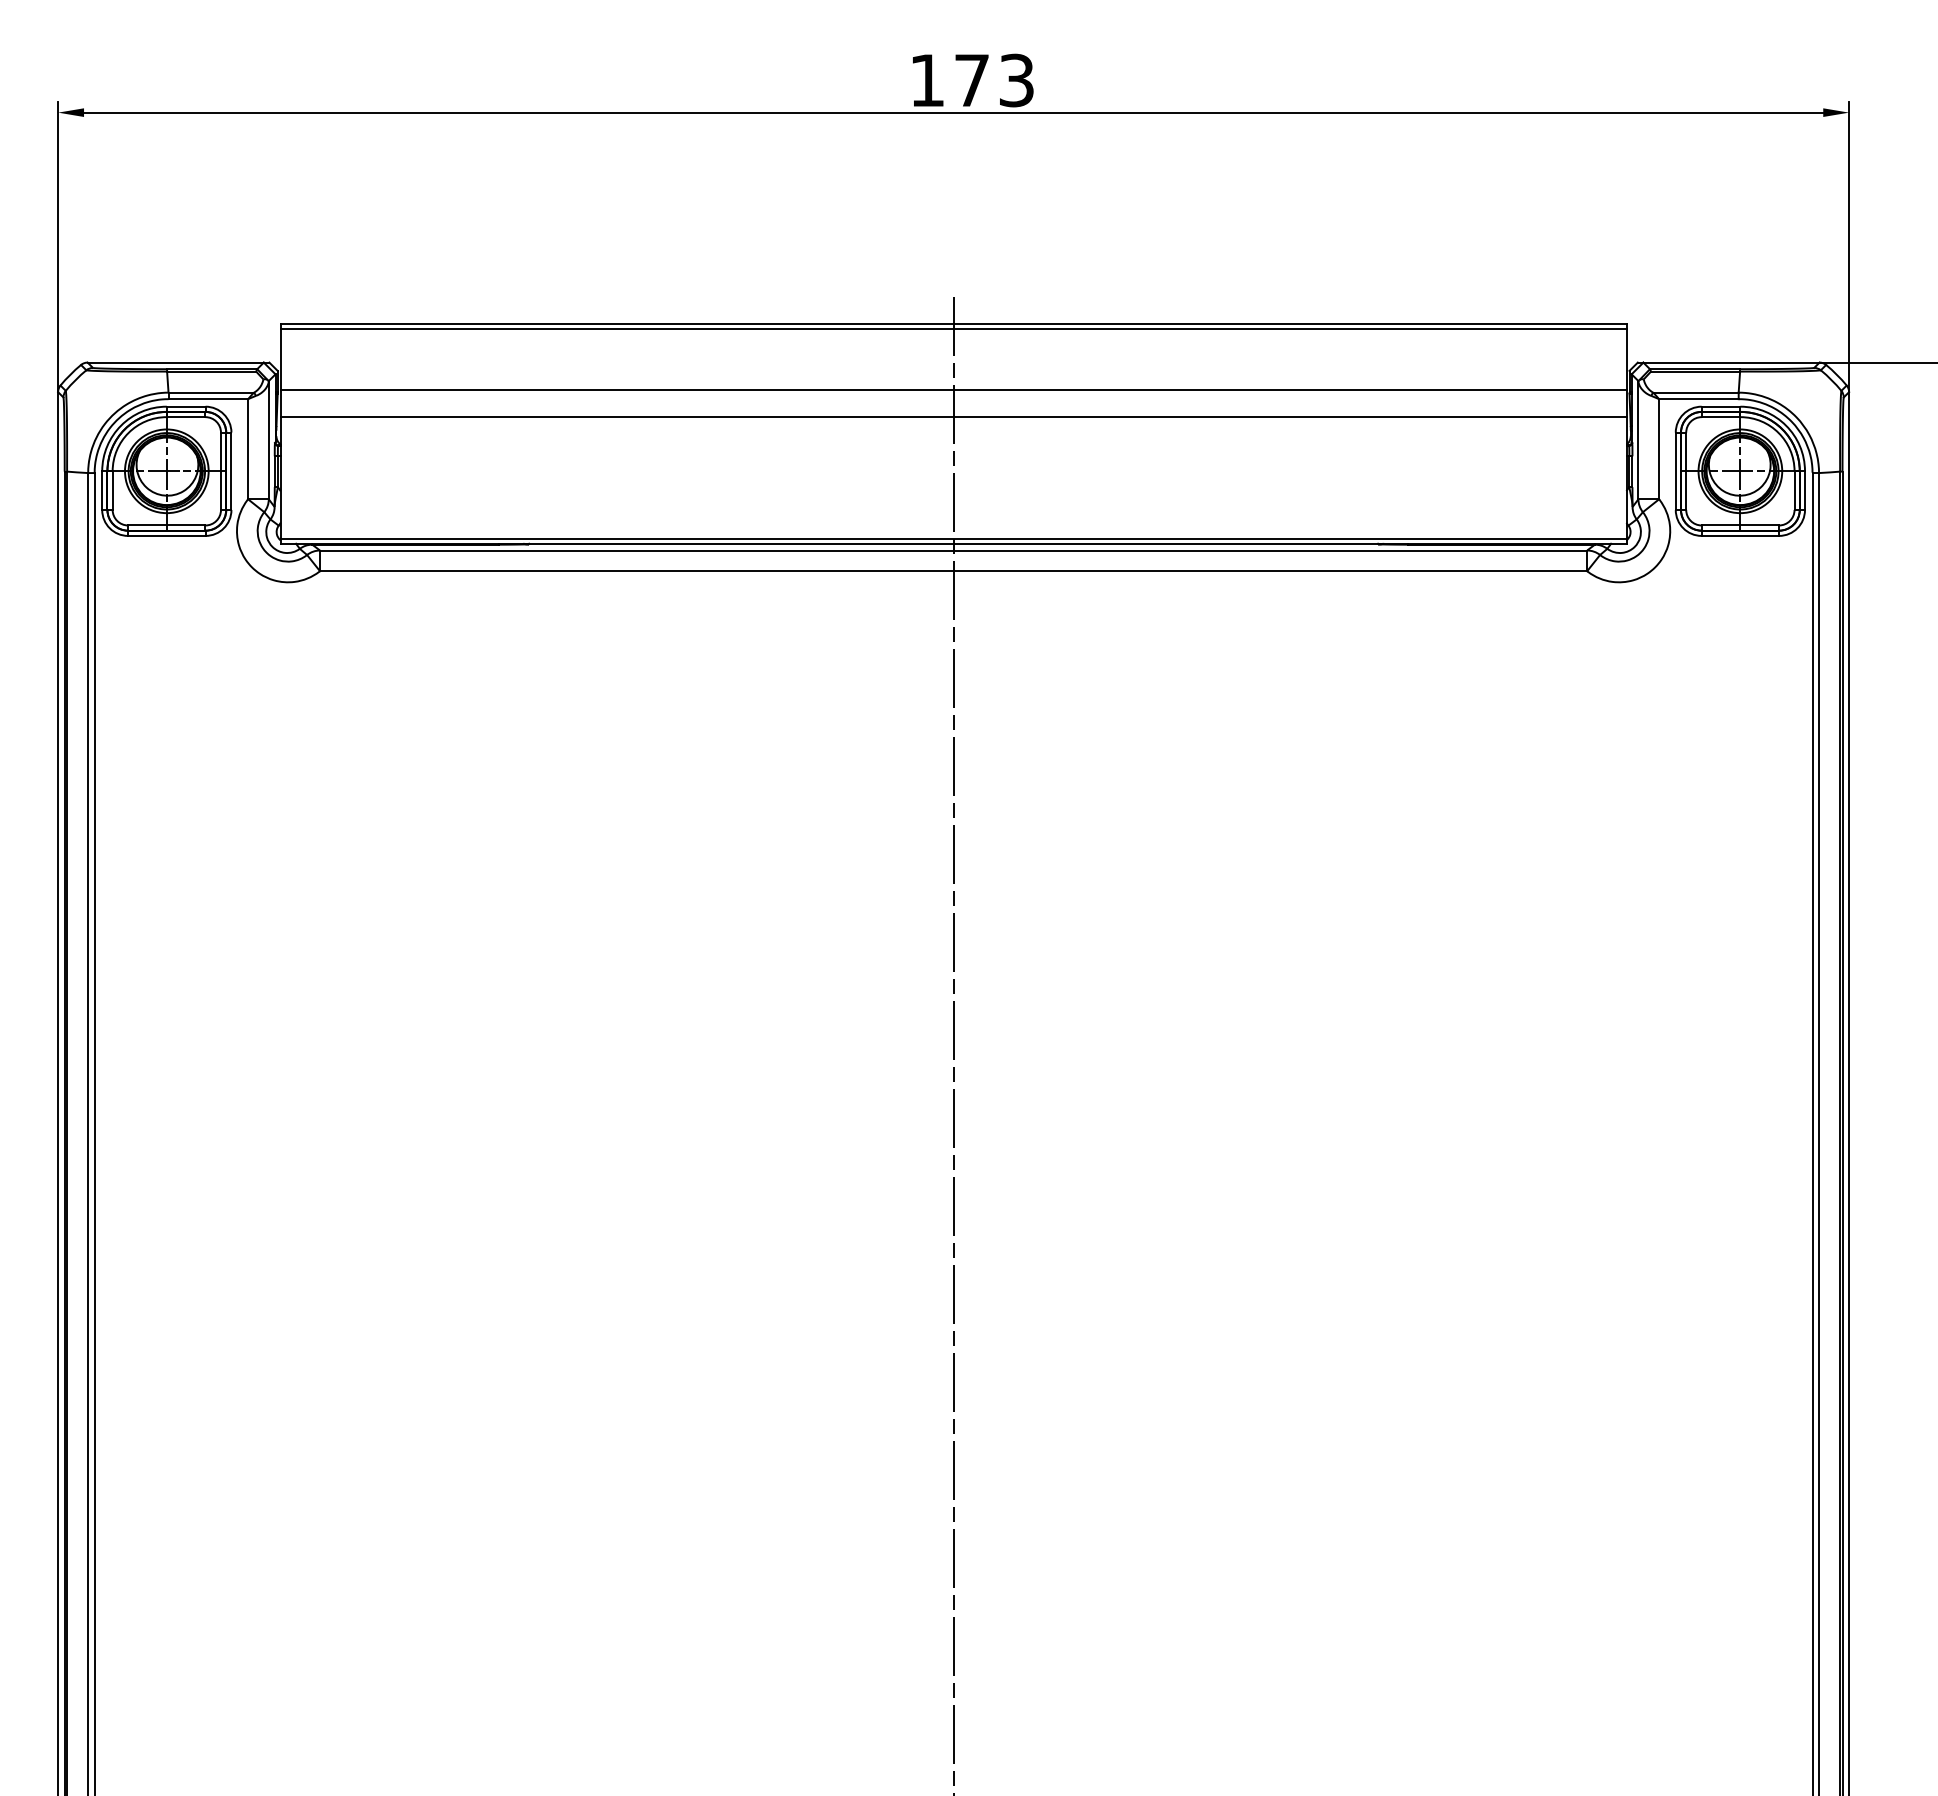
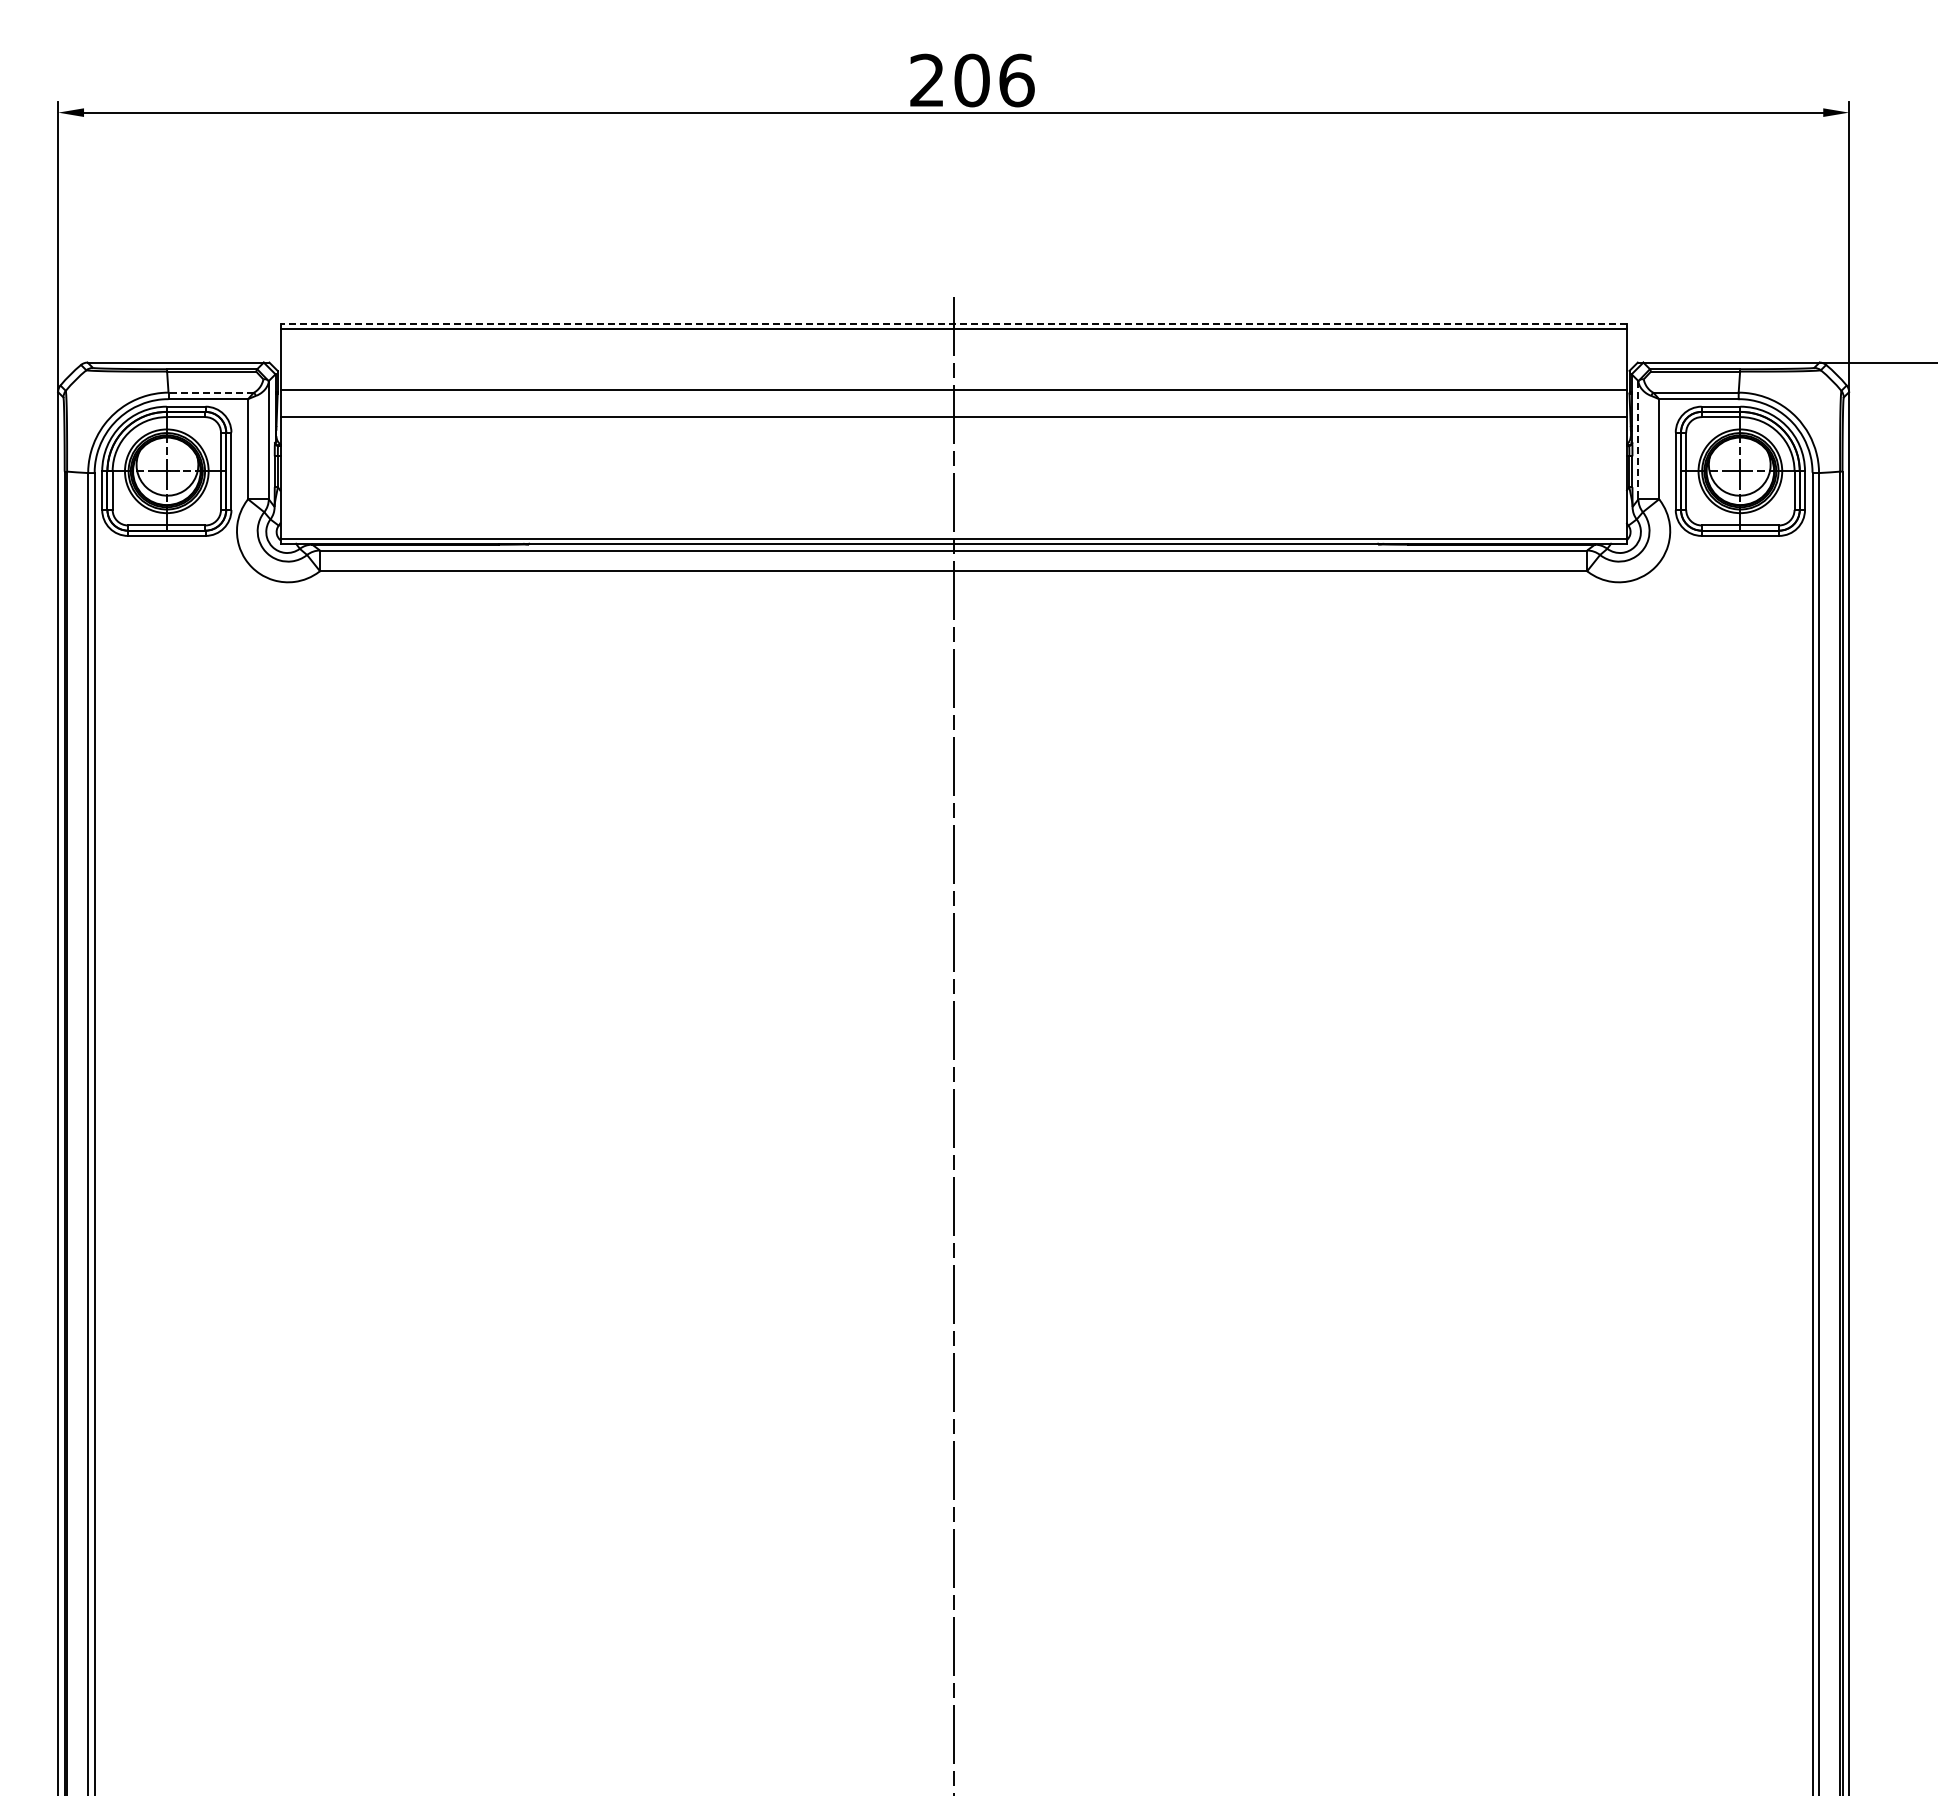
text: 173 -> 206 (972, 80)
line: solid -> dashed (953, 324)
line: solid -> dashed (211, 392)
line: solid -> dashed (1638, 440)
